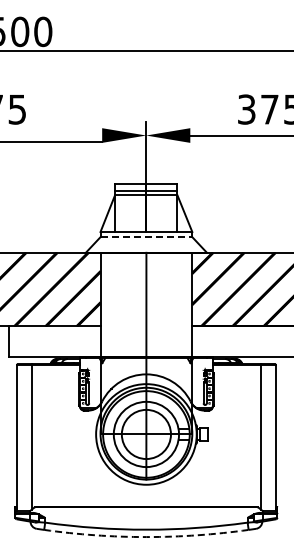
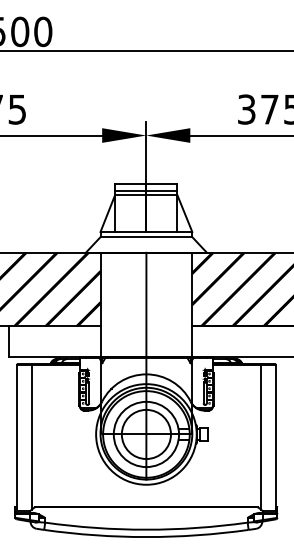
line position: (52, 141) -> (52, 135) (52, 135)
line: dashed -> solid (146, 237)
arc: dashed -> solid (146, 537)
